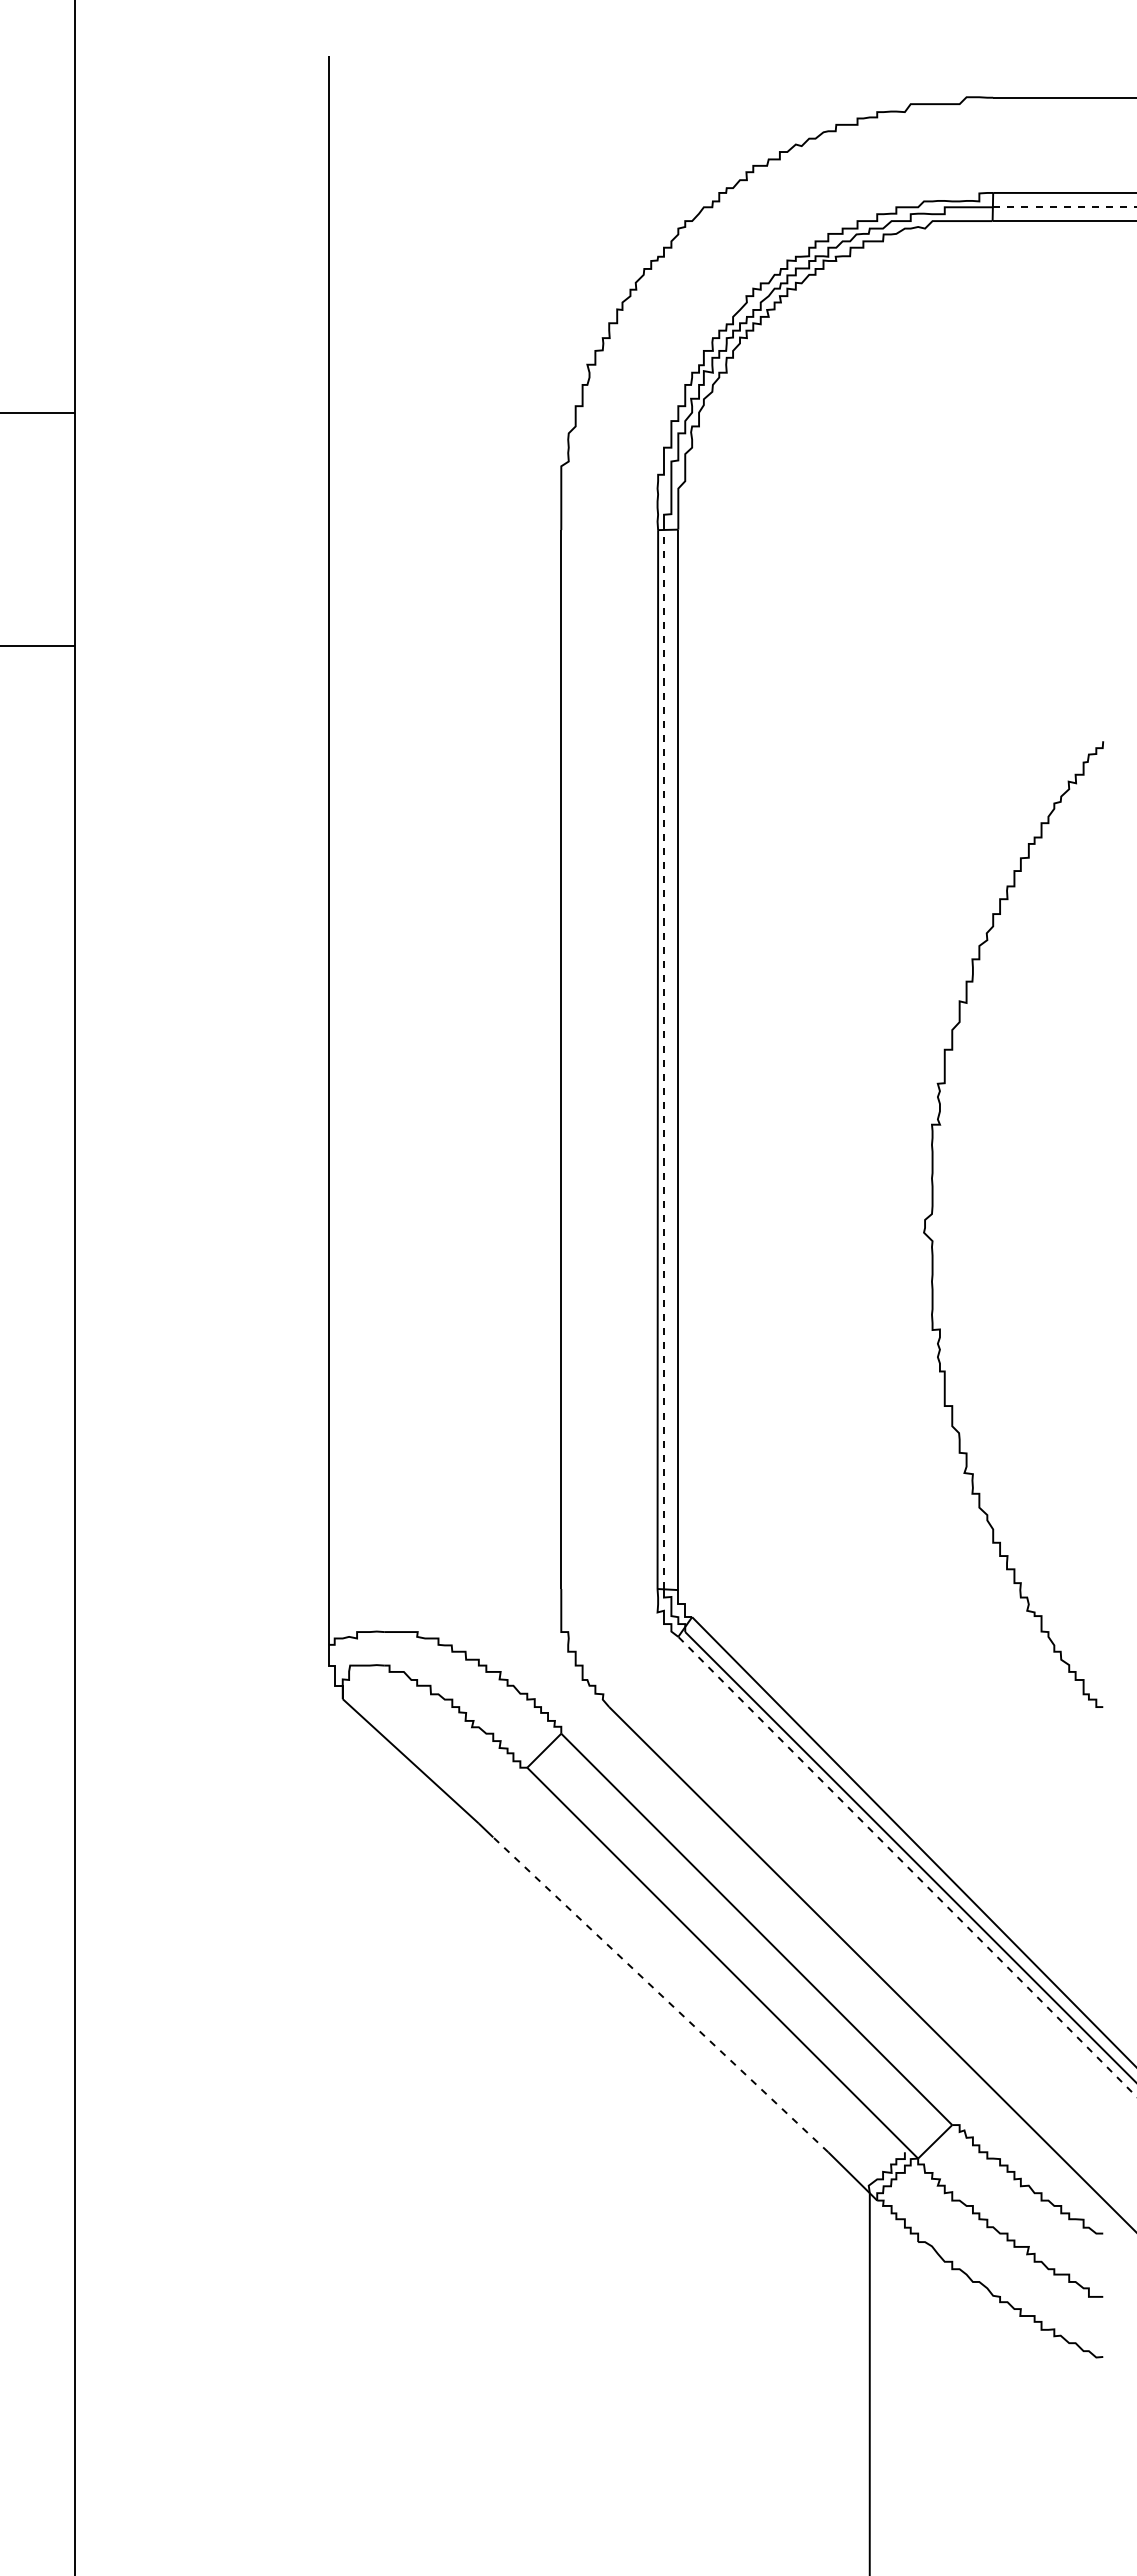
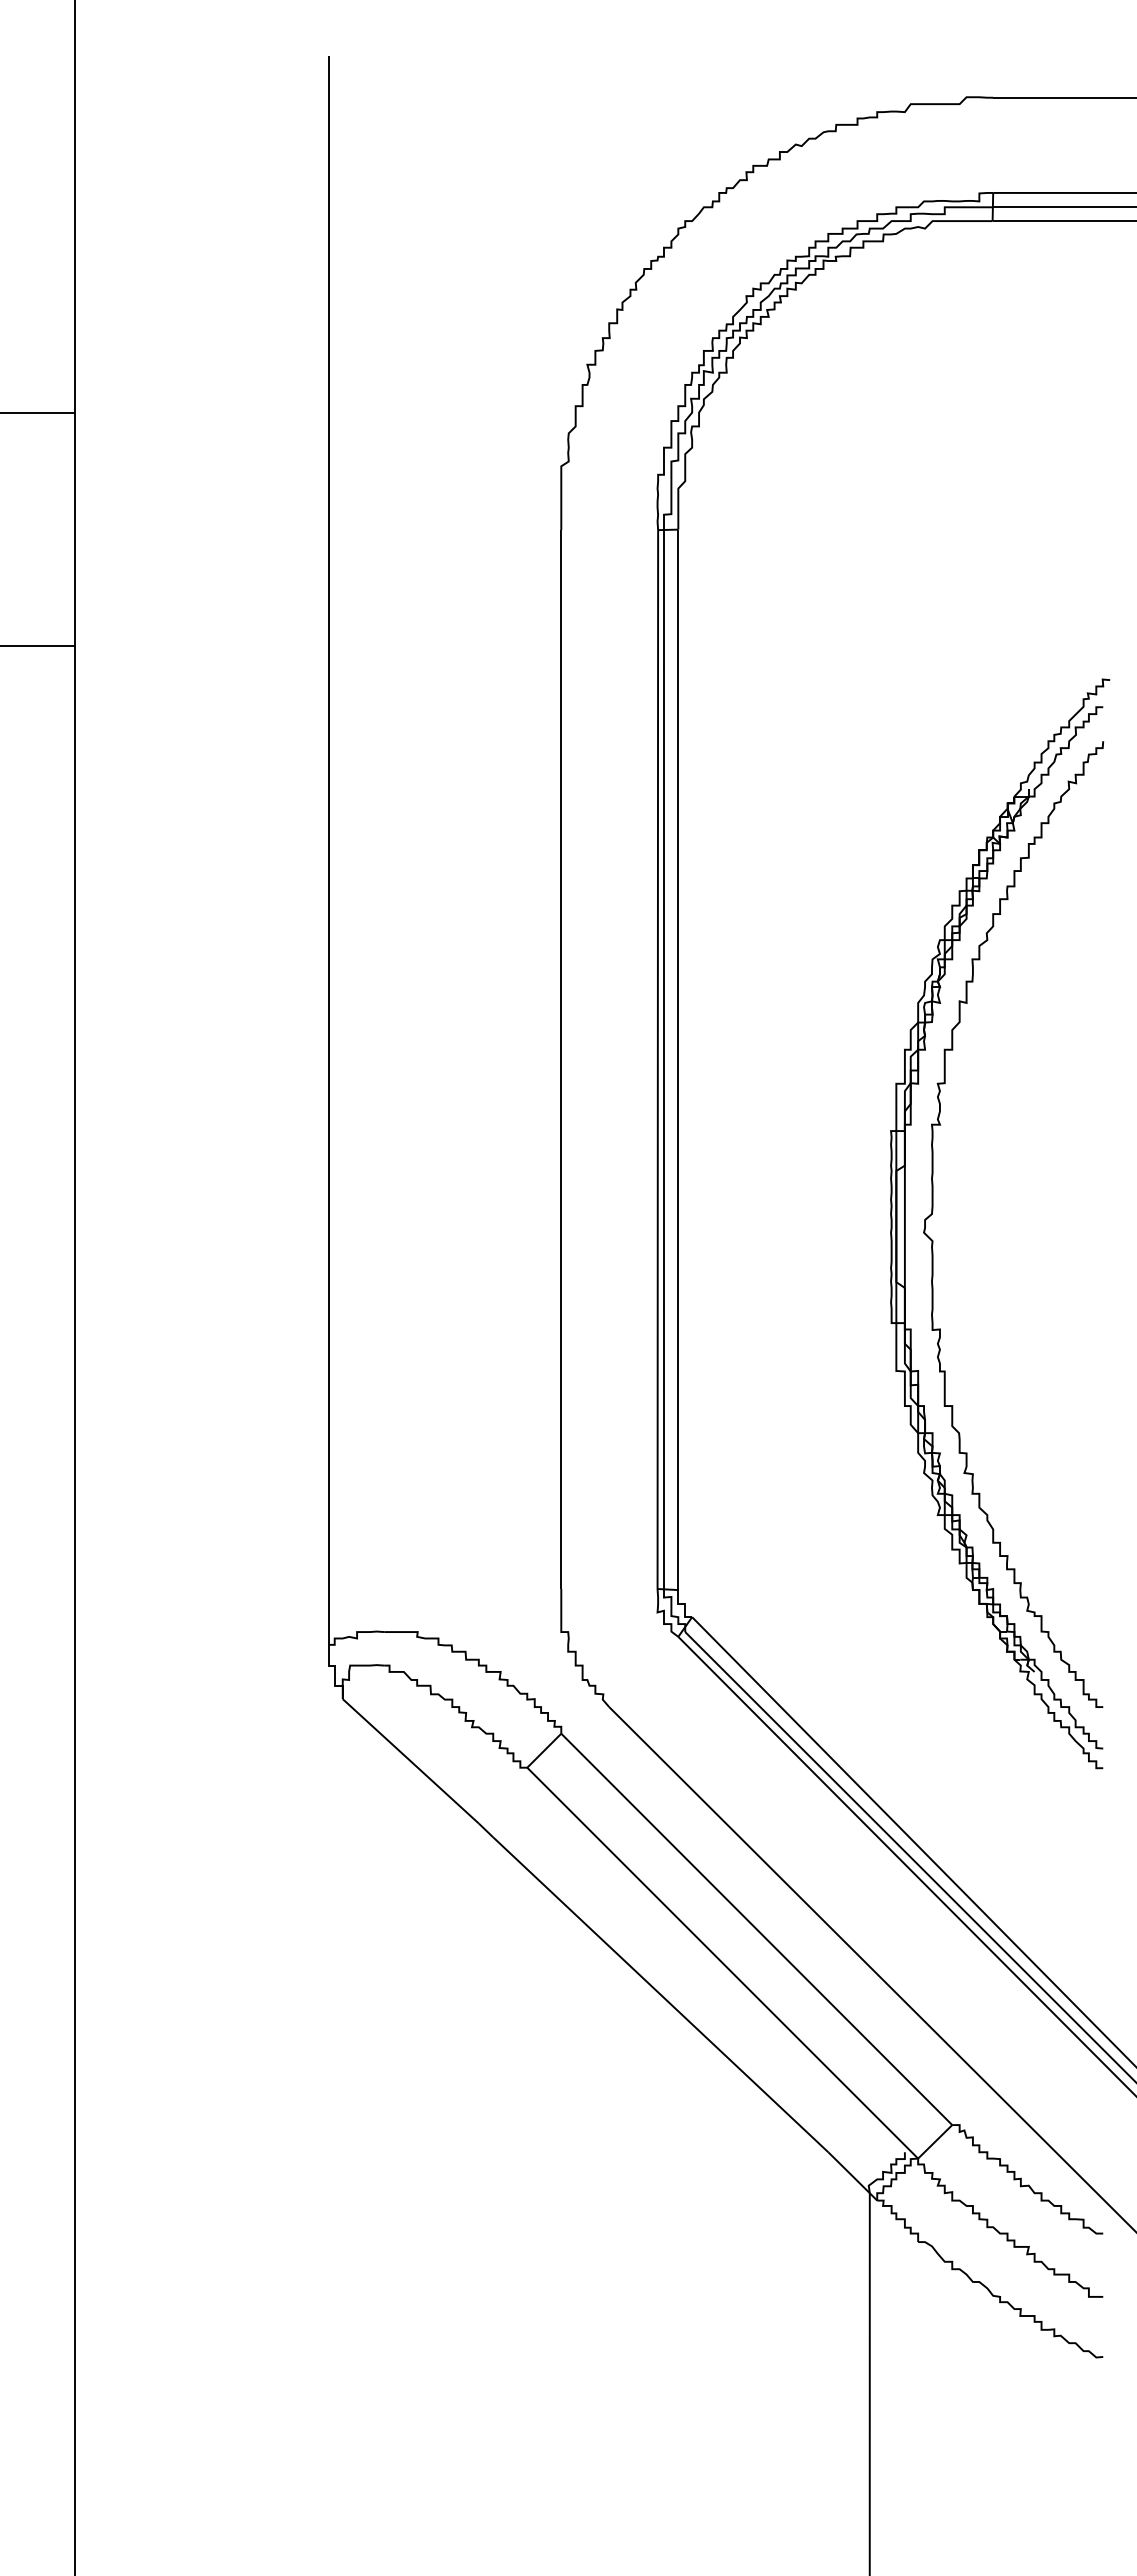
line: dashed -> solid (1065, 207)
line: dashed -> solid (663, 1059)
part: none -> present (905, 1223)
line: dashed -> solid (907, 1866)
line: dashed -> solid (660, 1994)
